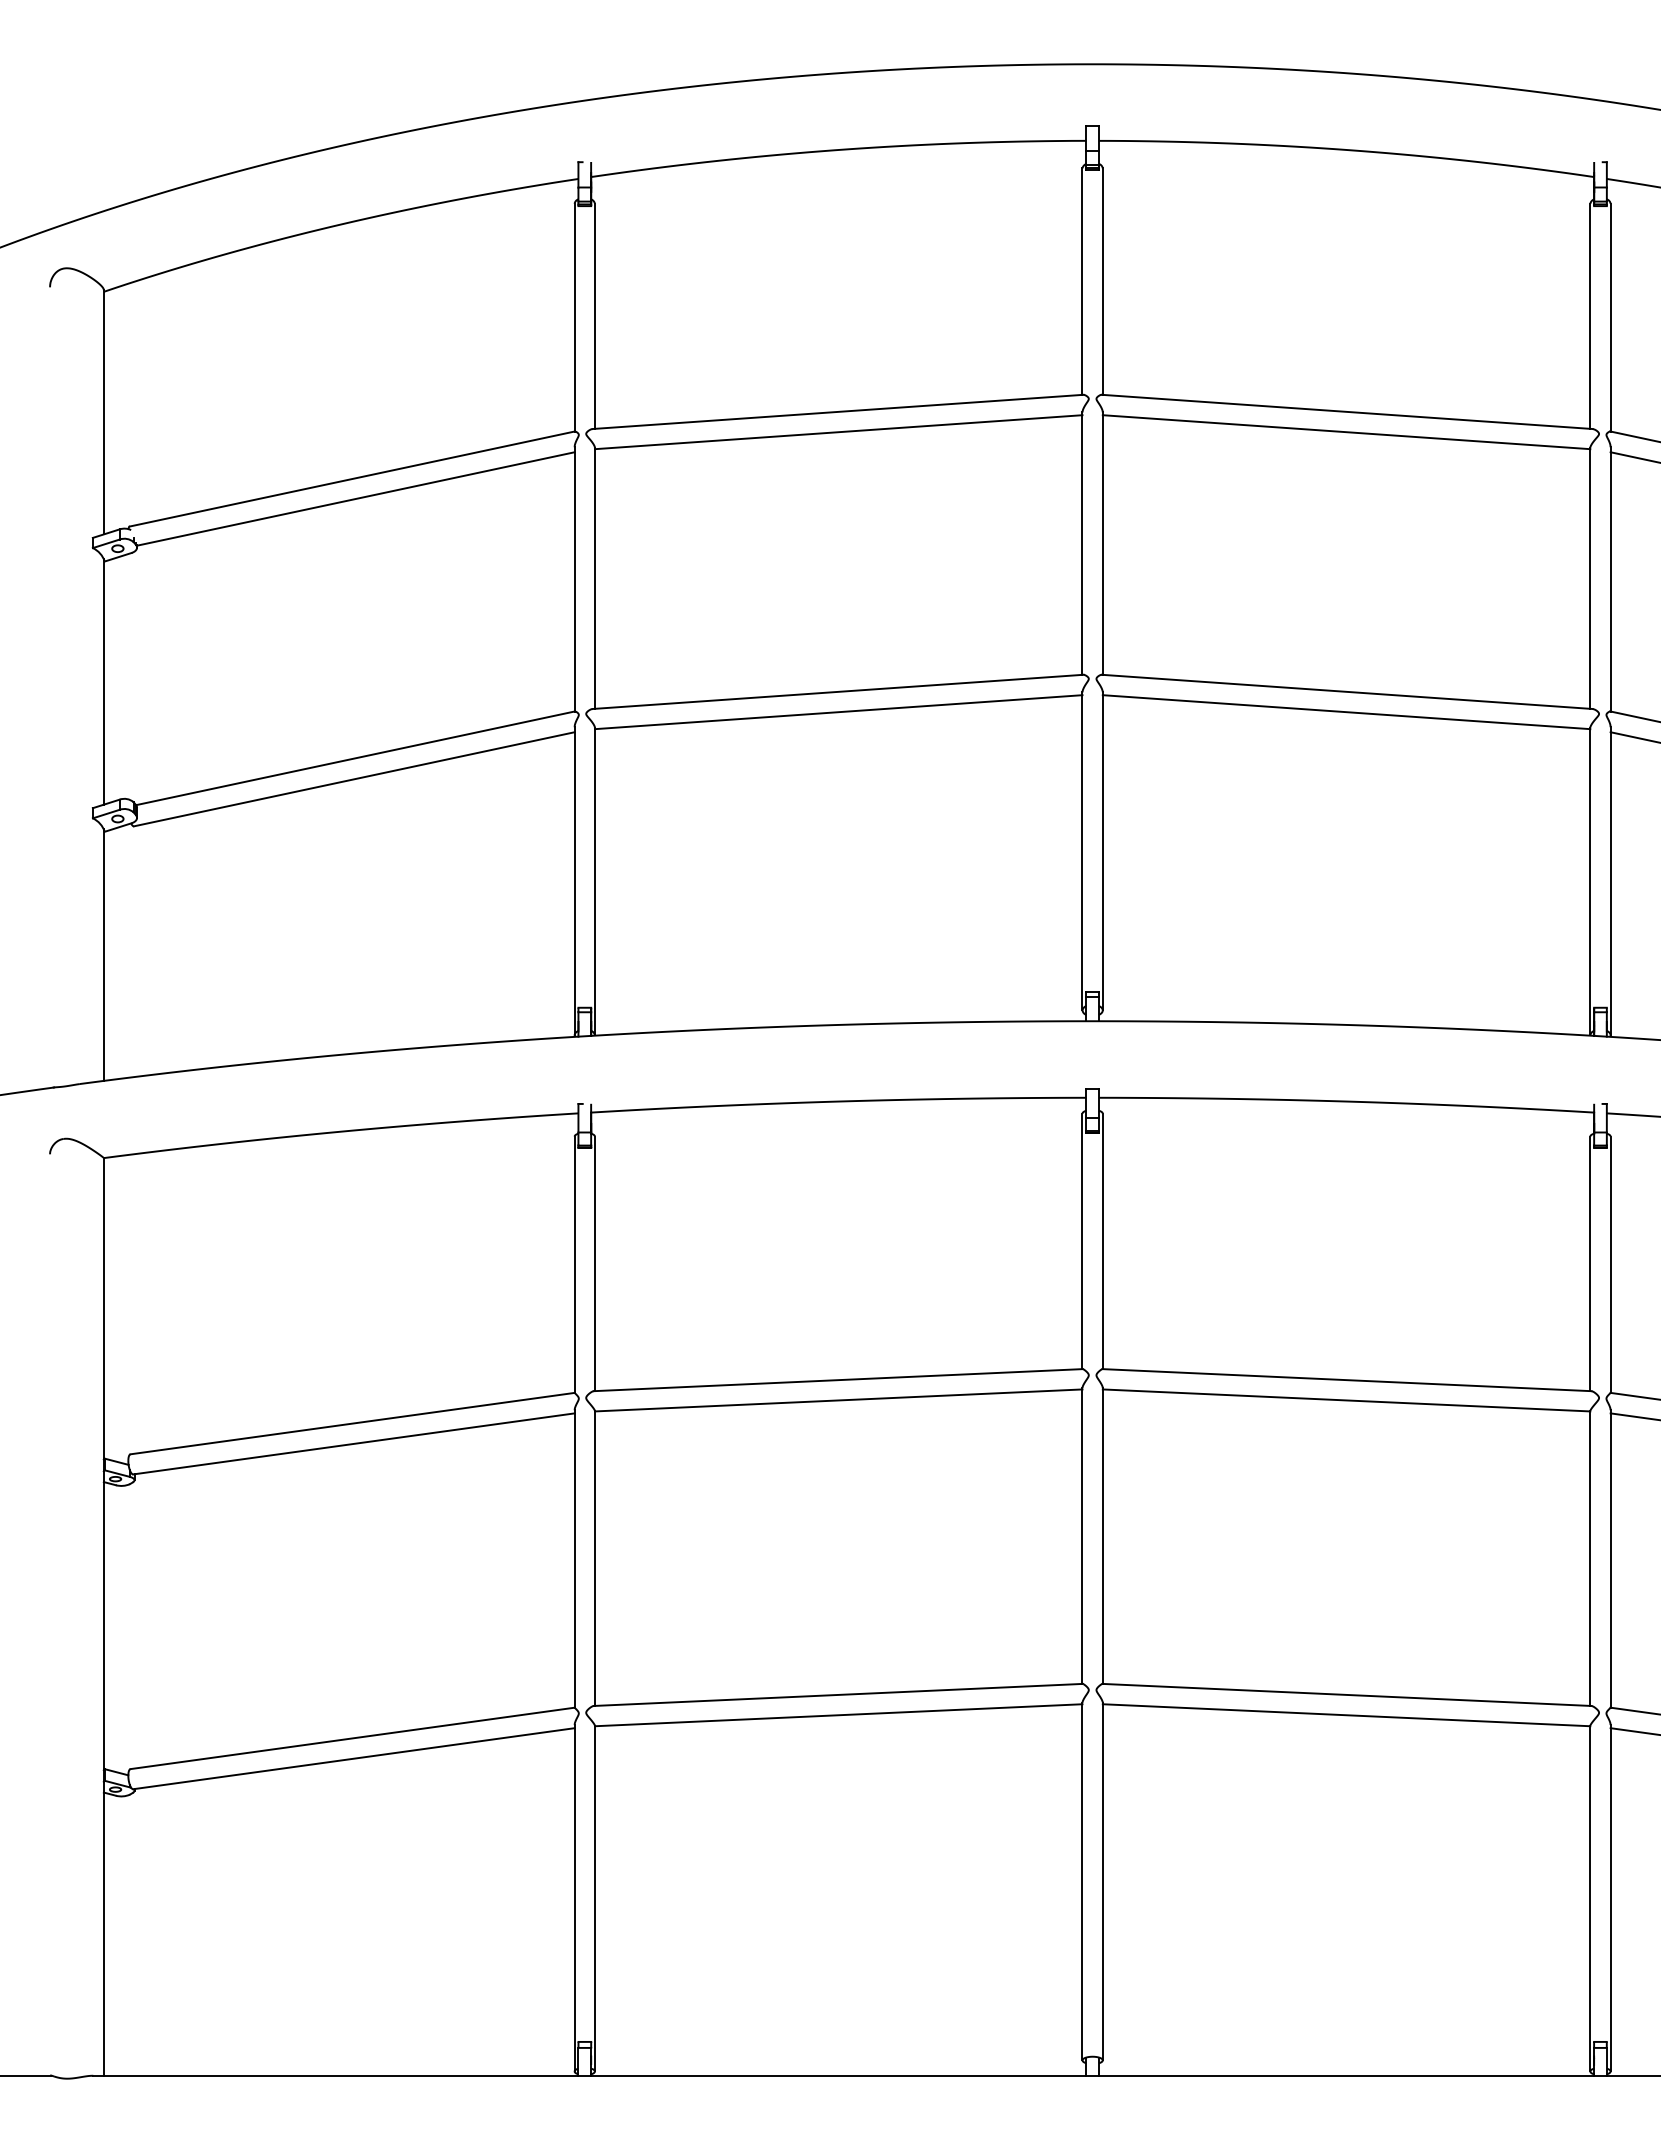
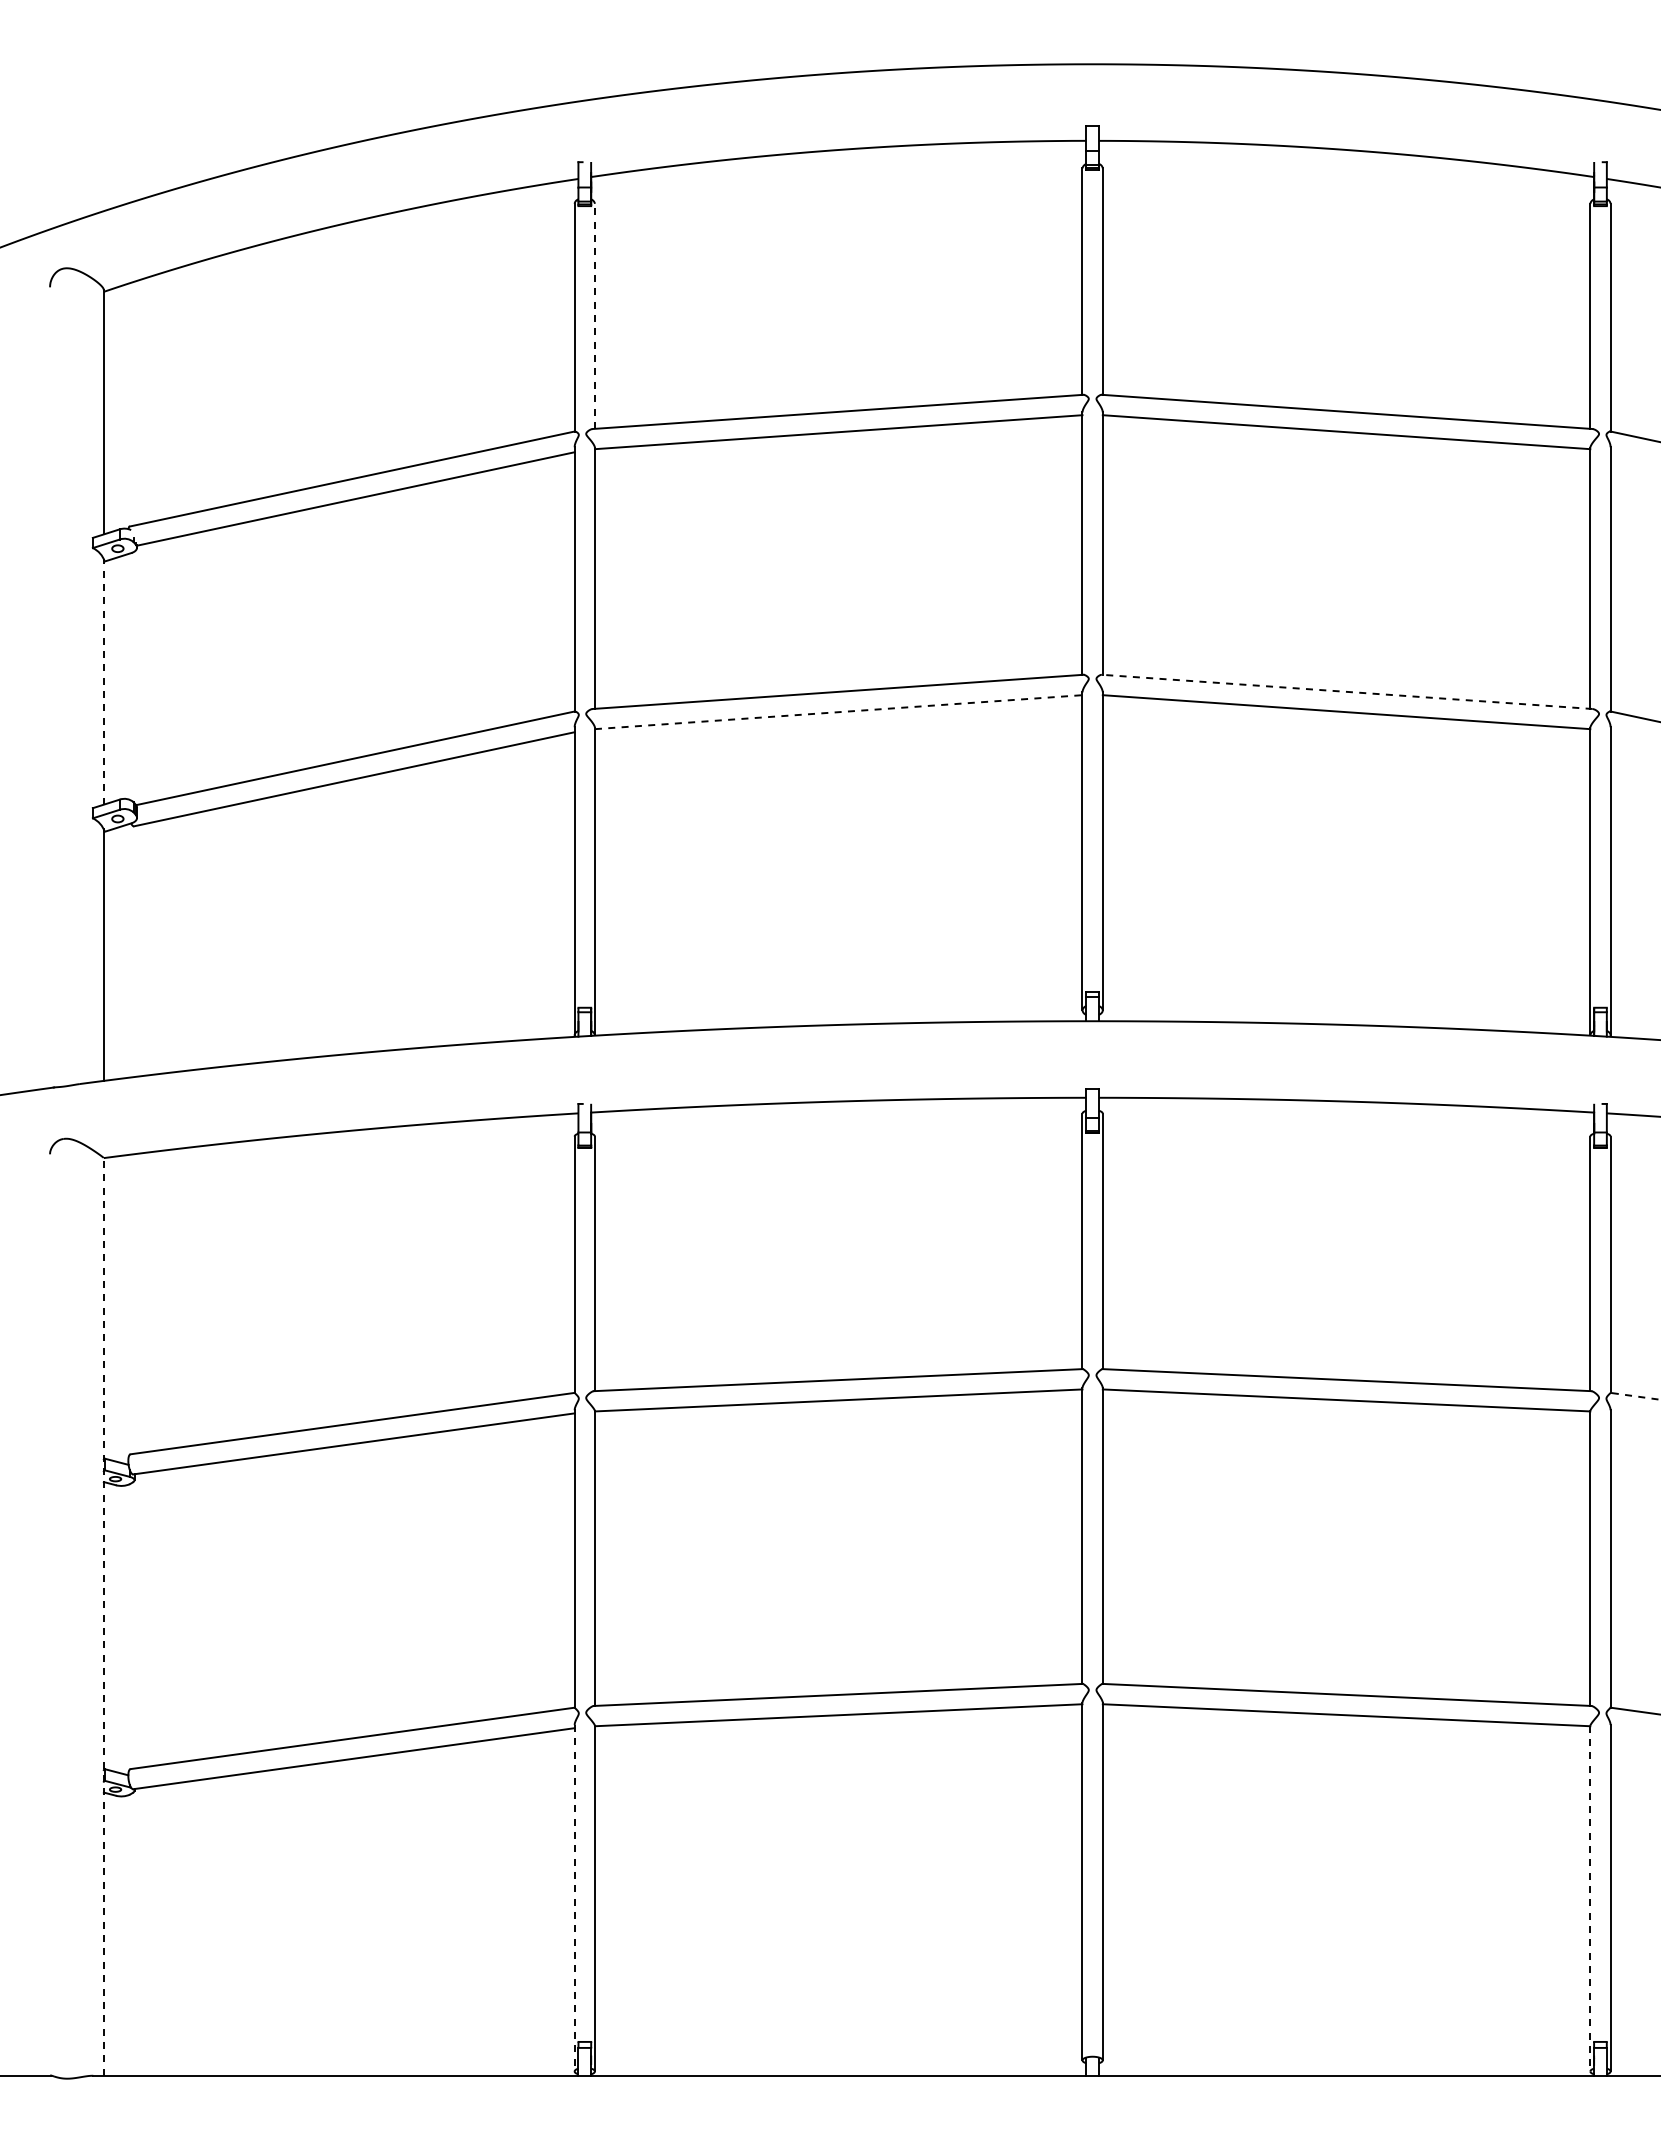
line: solid -> dashed (594, 316)
line: present -> none (1633, 457)
line: solid -> dashed (103, 681)
line: solid -> dashed (1347, 691)
line: solid -> dashed (839, 712)
line: present -> none (1633, 737)
line: solid -> dashed (1635, 1396)
line: present -> none (1633, 1416)
line: solid -> dashed (103, 1616)
line: present -> none (1633, 1731)
line: solid -> dashed (574, 1898)
line: solid -> dashed (1590, 1898)
